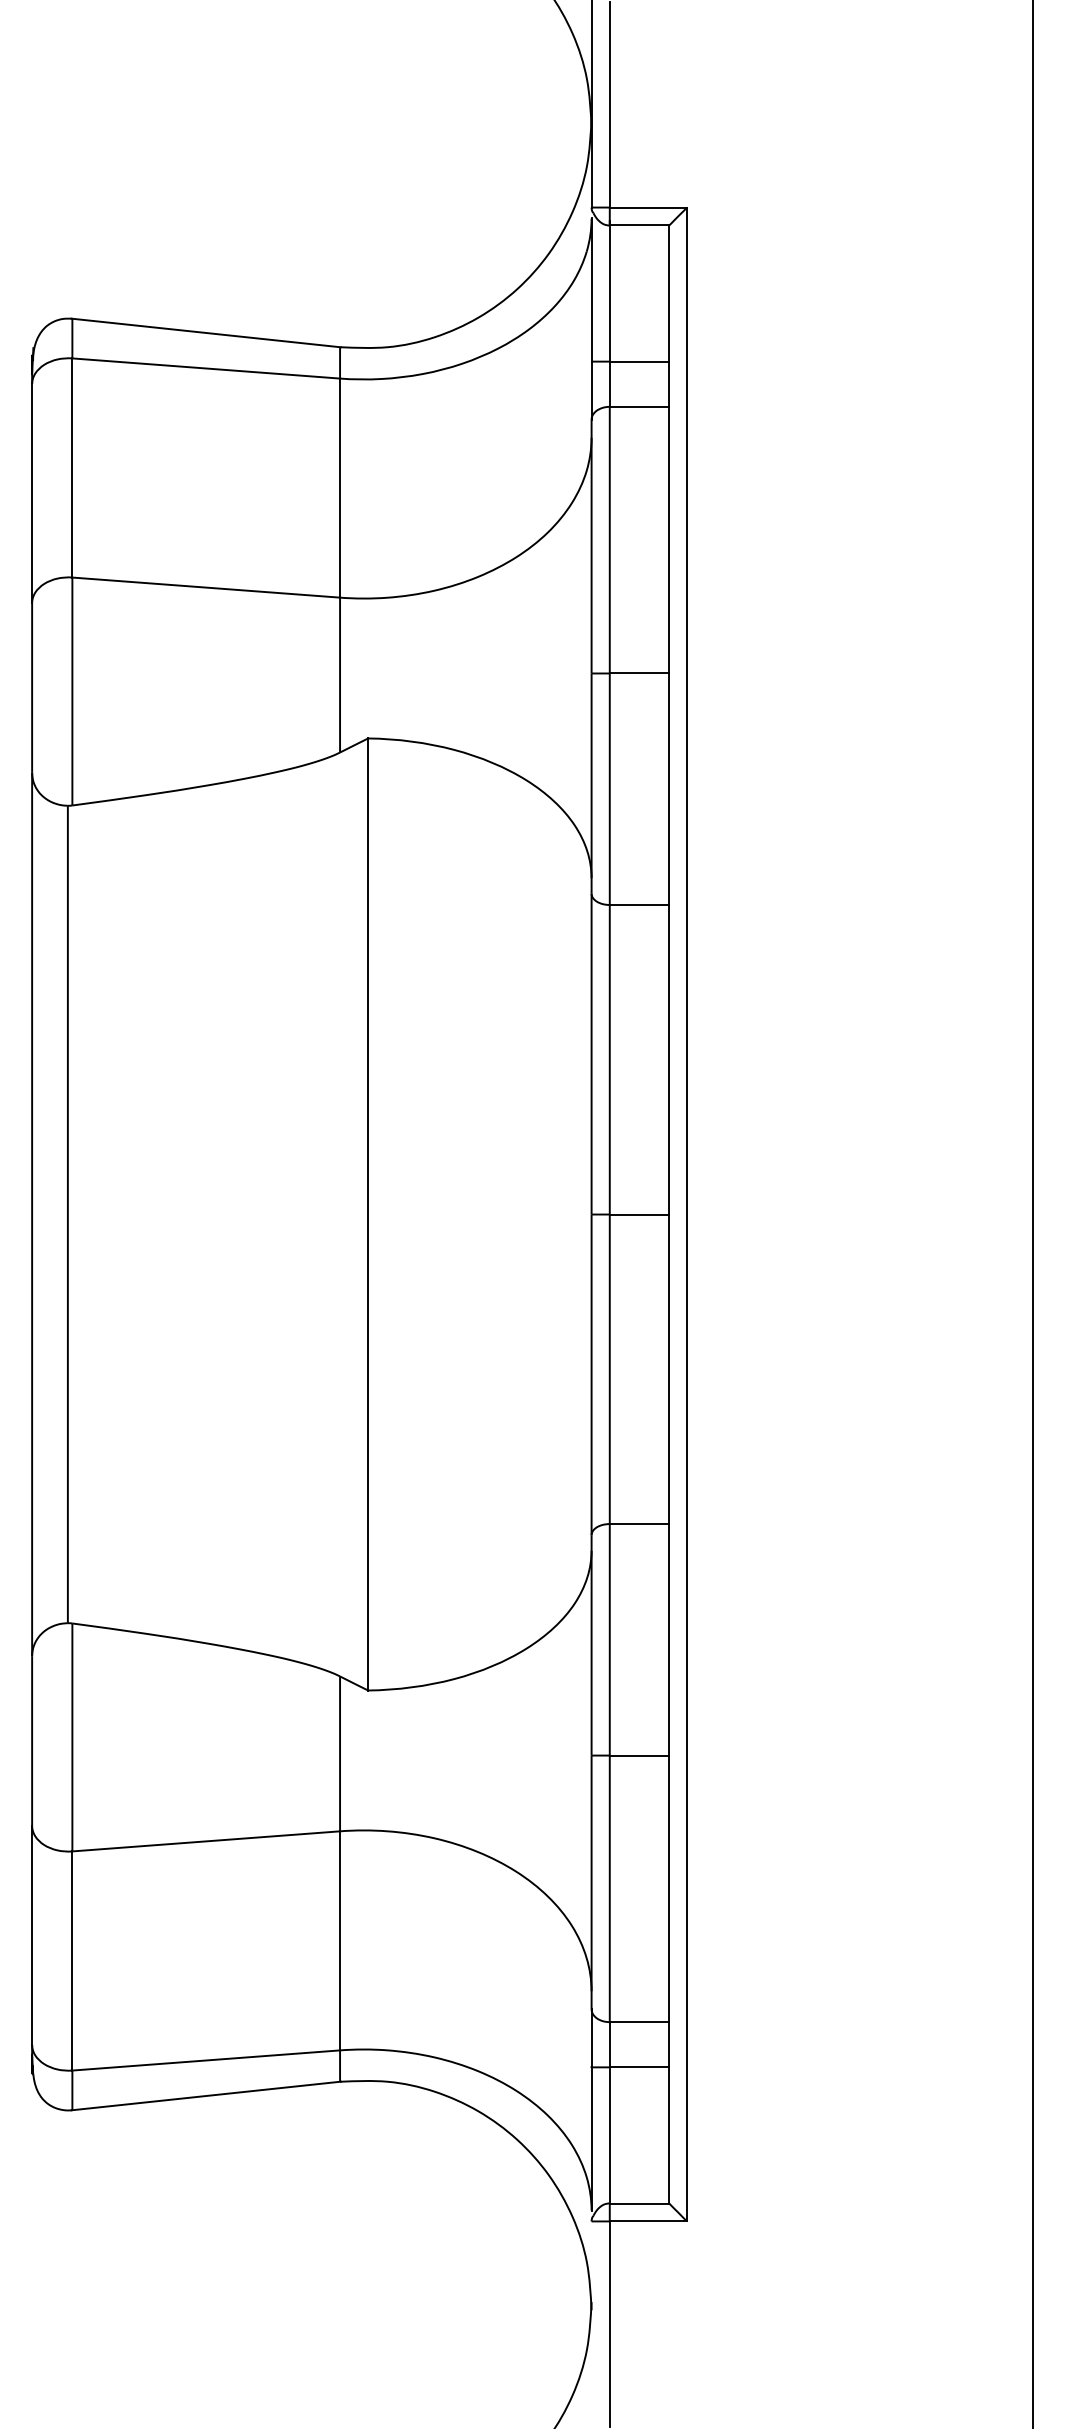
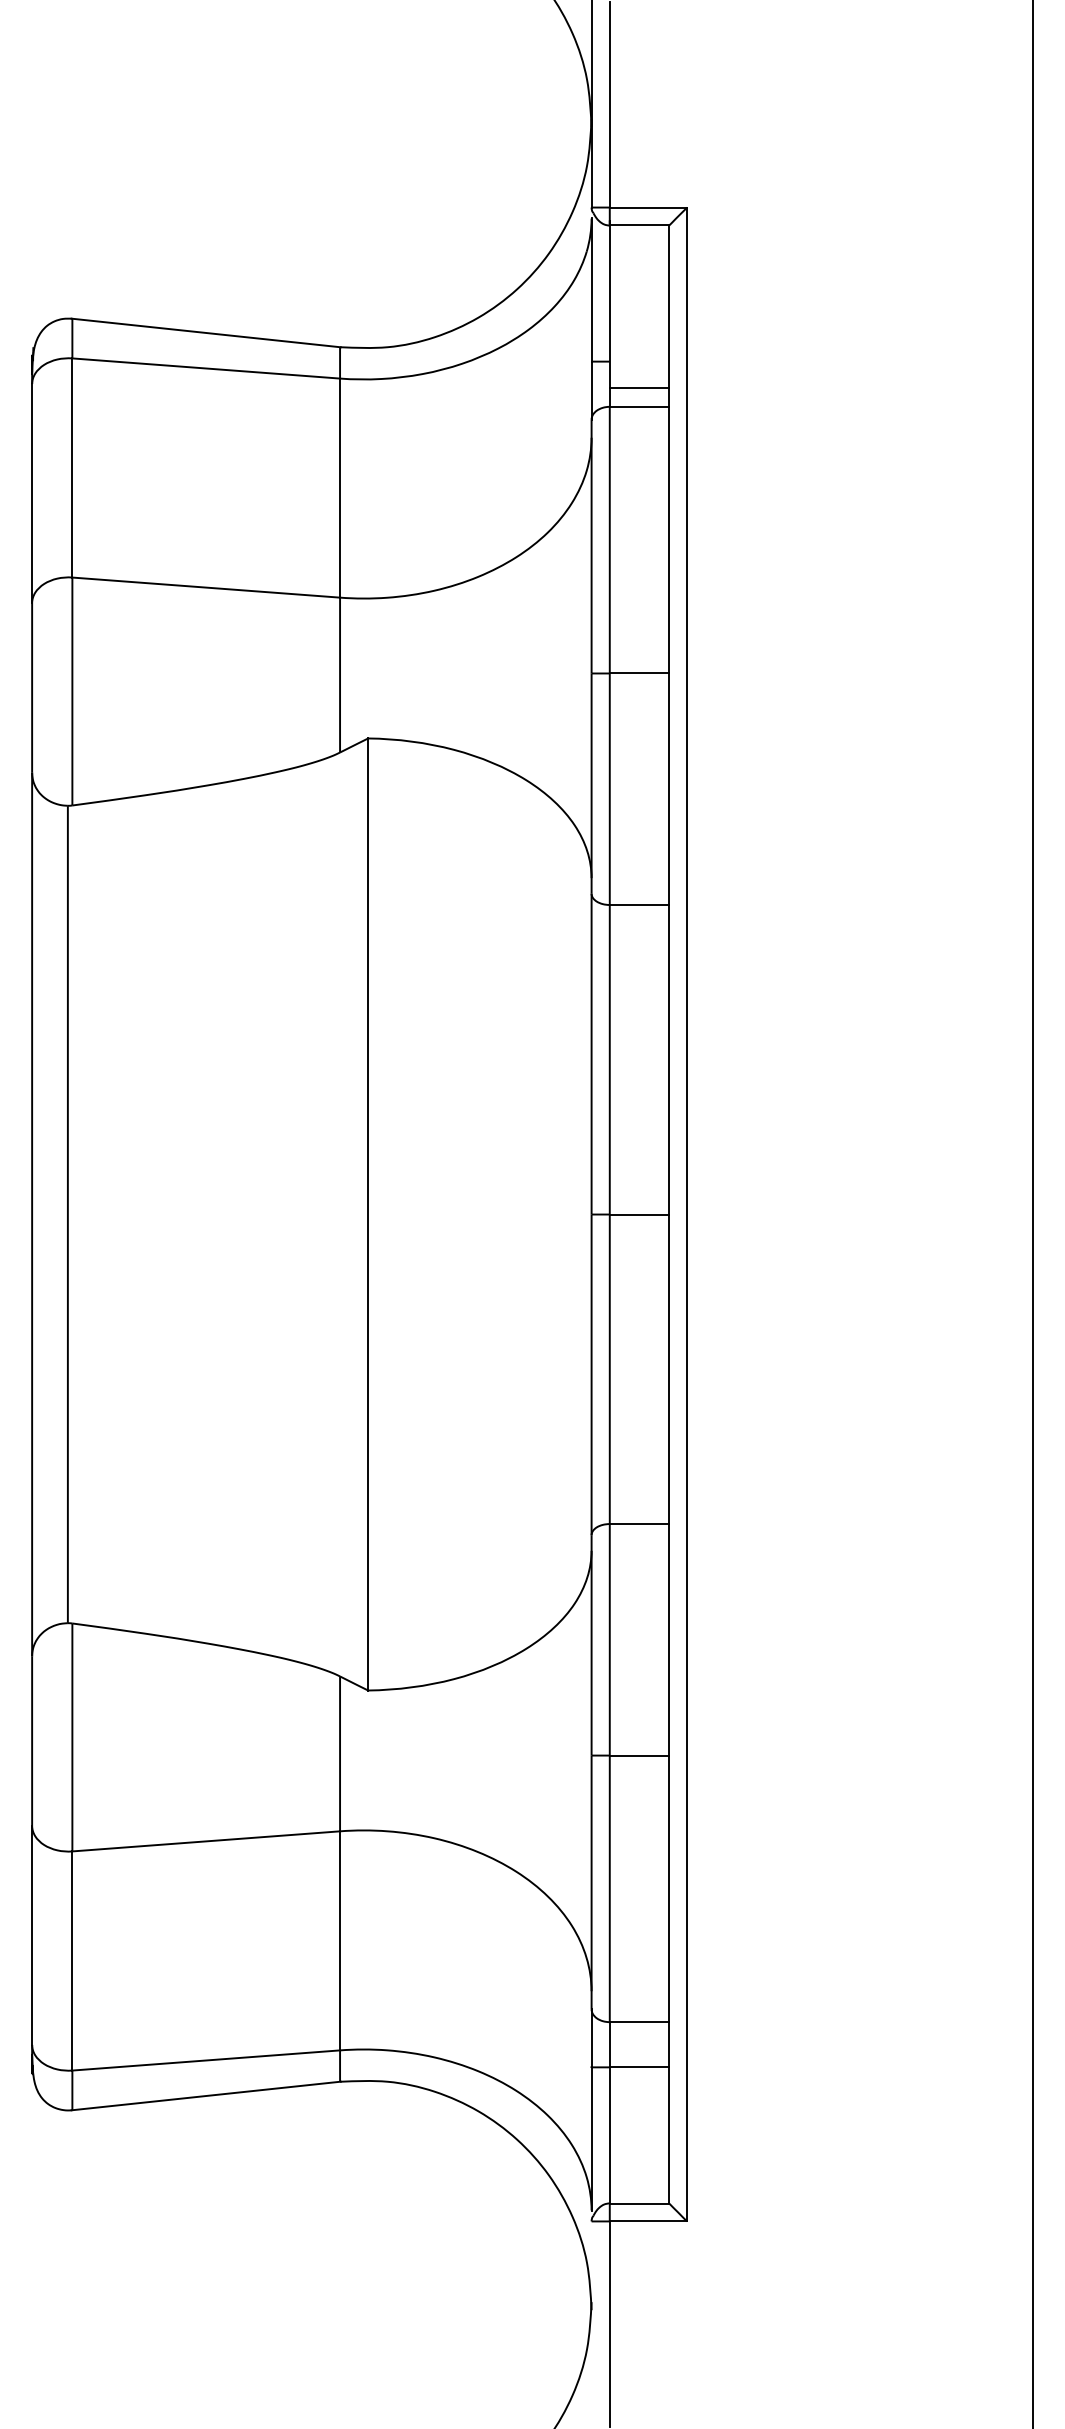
line position: (638, 361) -> (638, 387) (638, 387)
